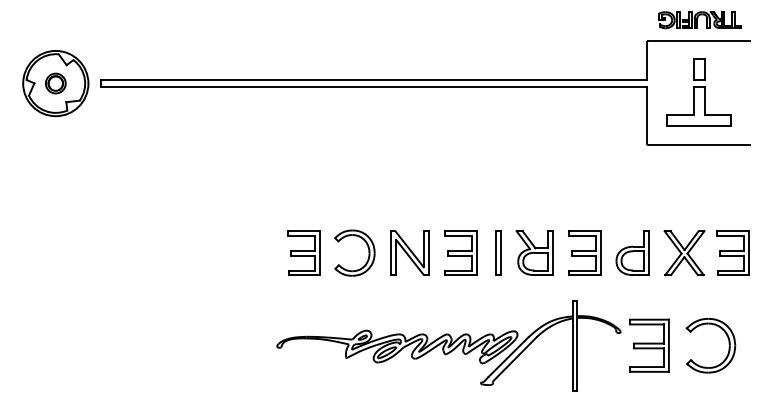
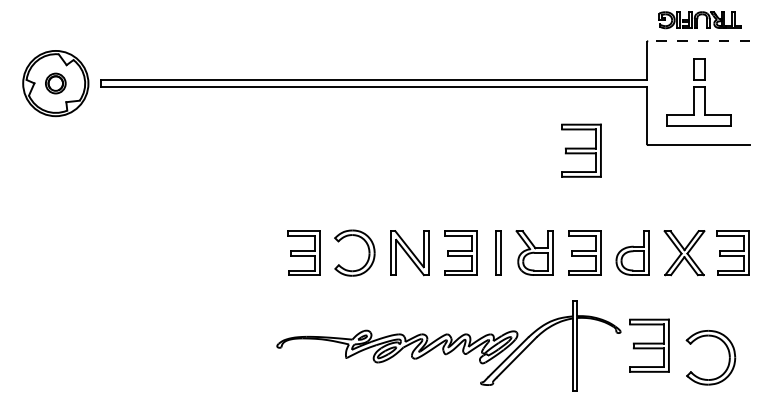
line: solid -> dashed (698, 41)
part: none -> present (581, 150)
part position: (728, 344) -> (728, 356) (728, 356)
